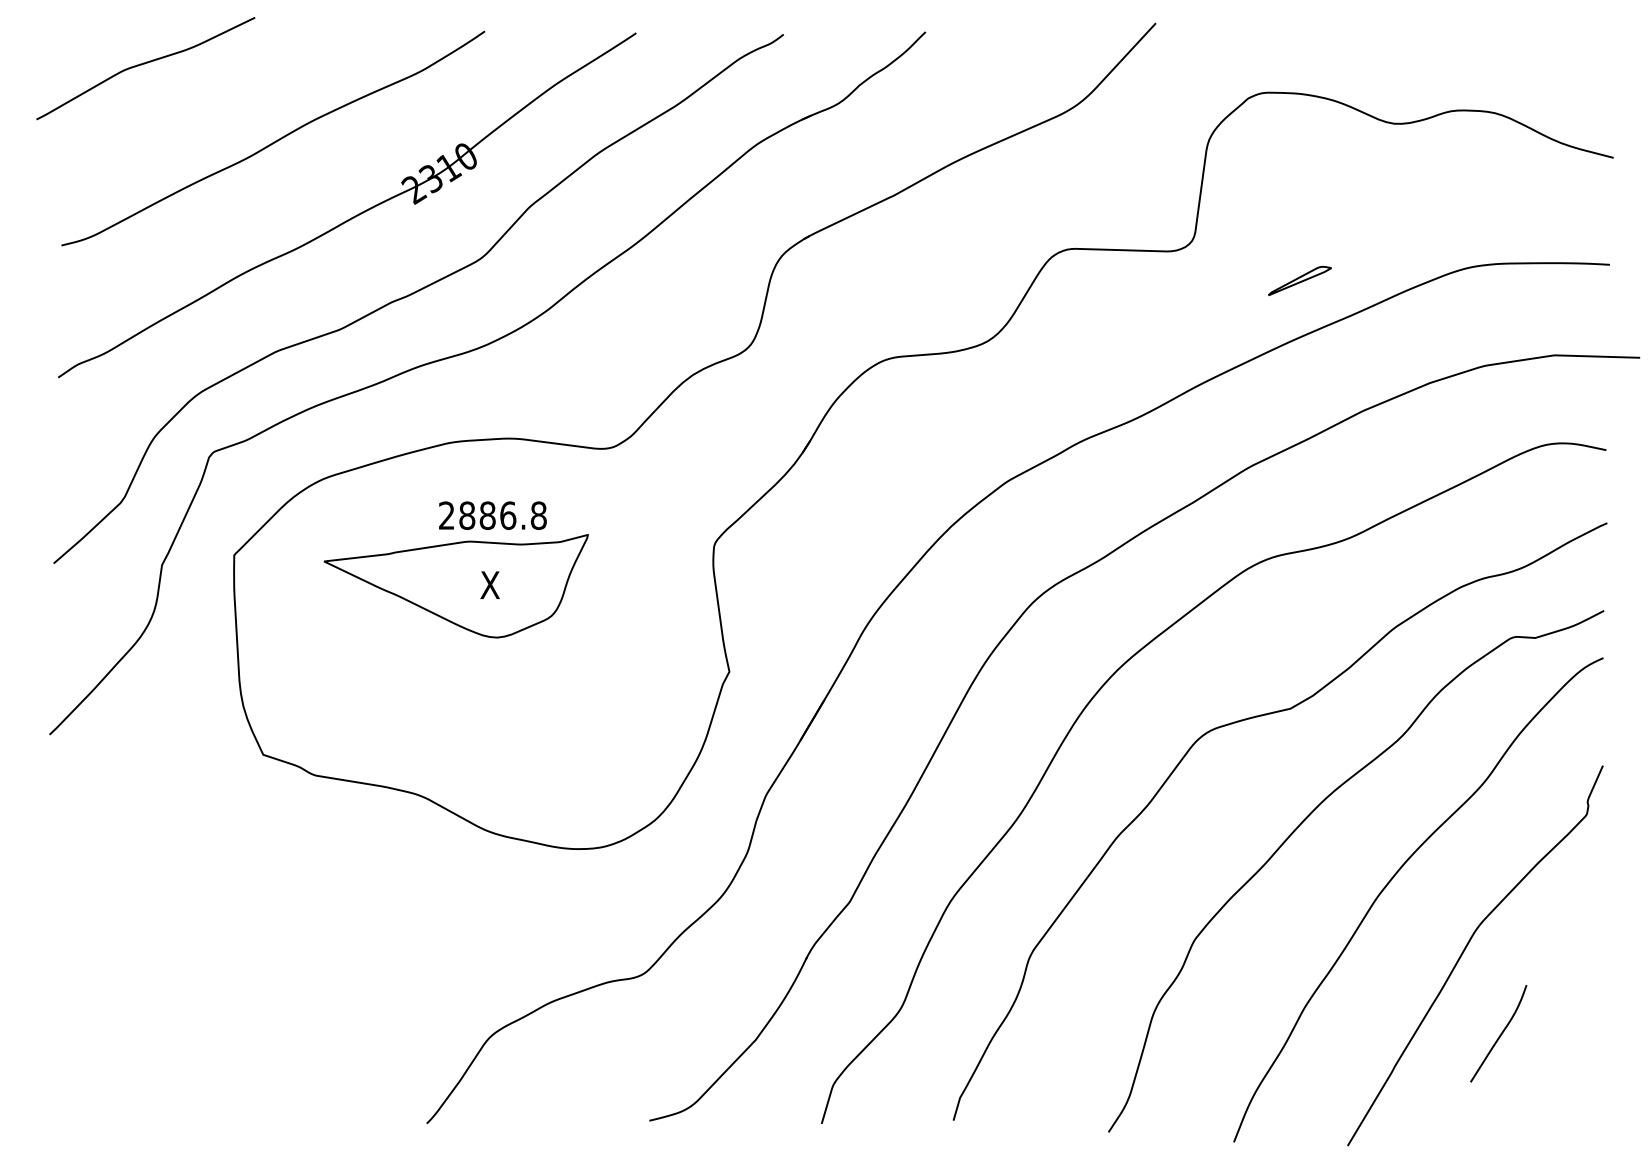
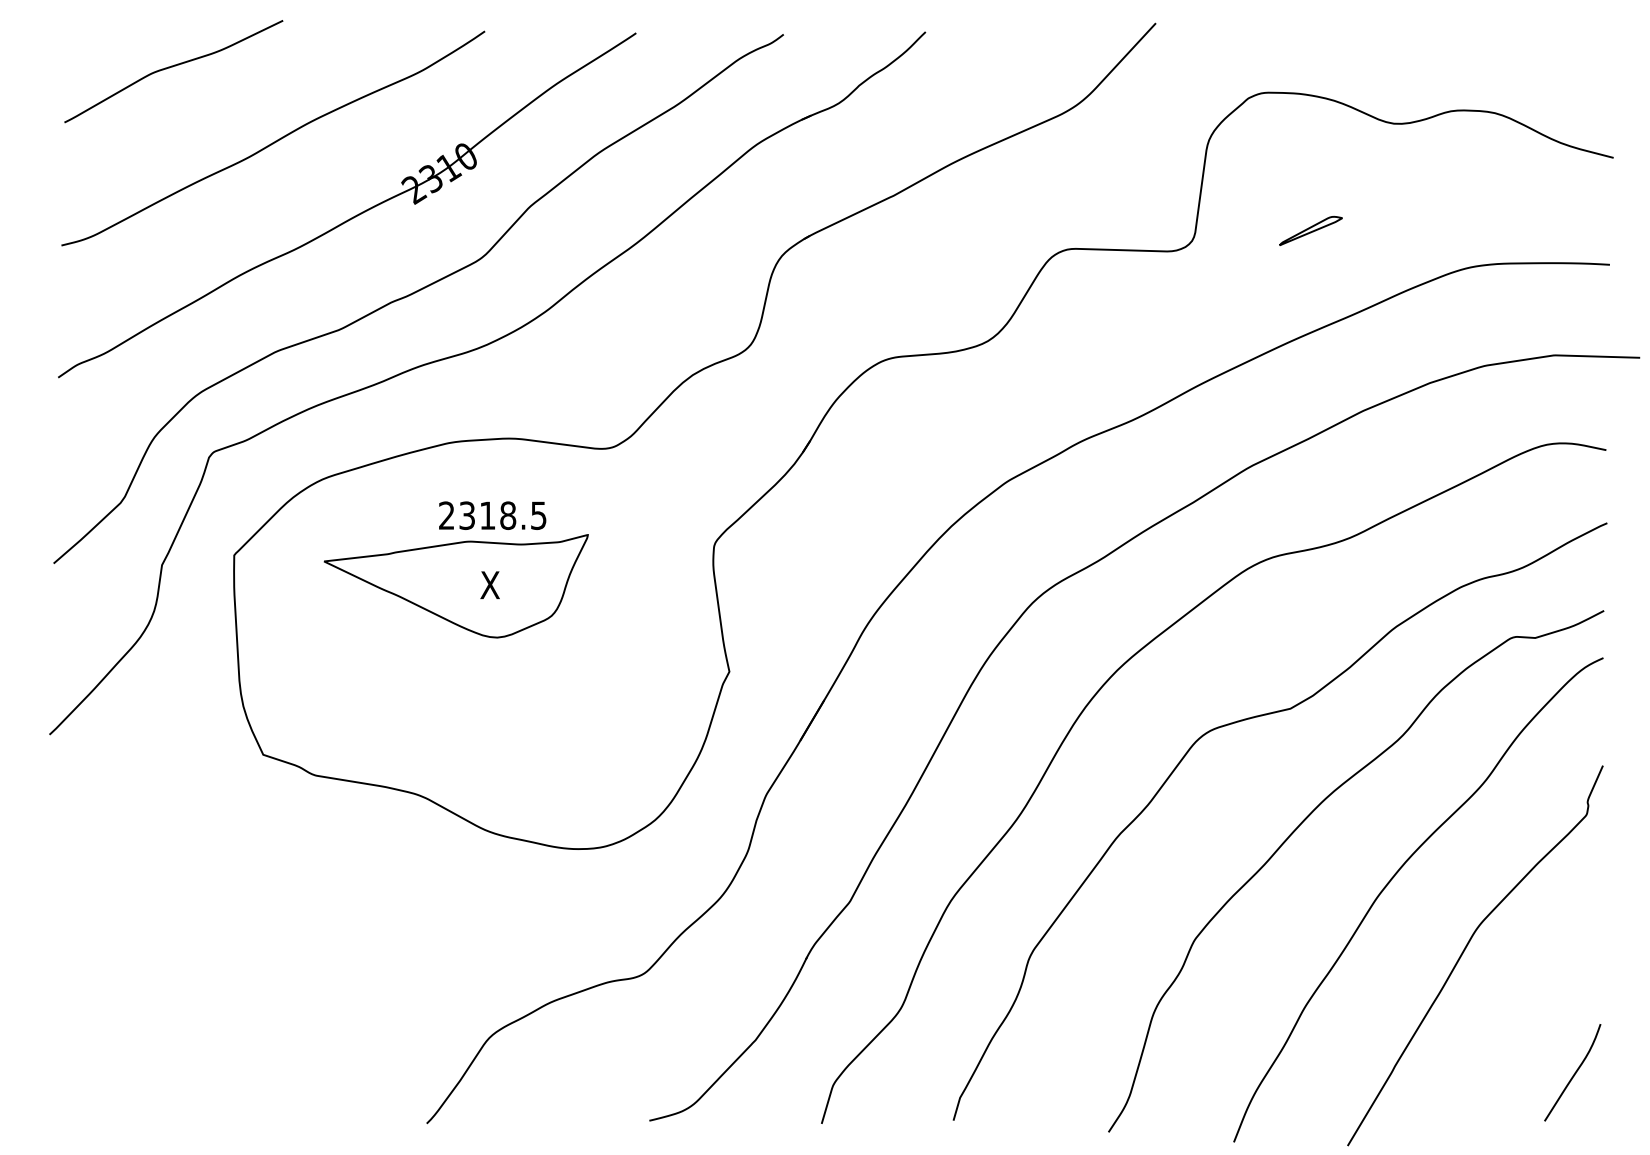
curve position: (144, 64) -> (172, 67) (172, 67)
part position: (1299, 280) -> (1310, 230) (1310, 230)
text: 2886.8 -> 2318.5 (502, 515)
curve position: (1500, 1033) -> (1574, 1072) (1574, 1072)
